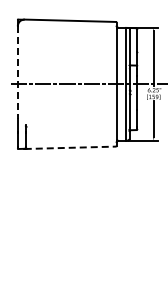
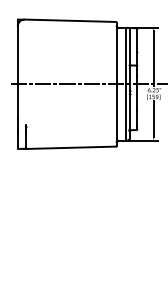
line: dashed -> solid (17, 73)
line: dashed -> solid (70, 147)
